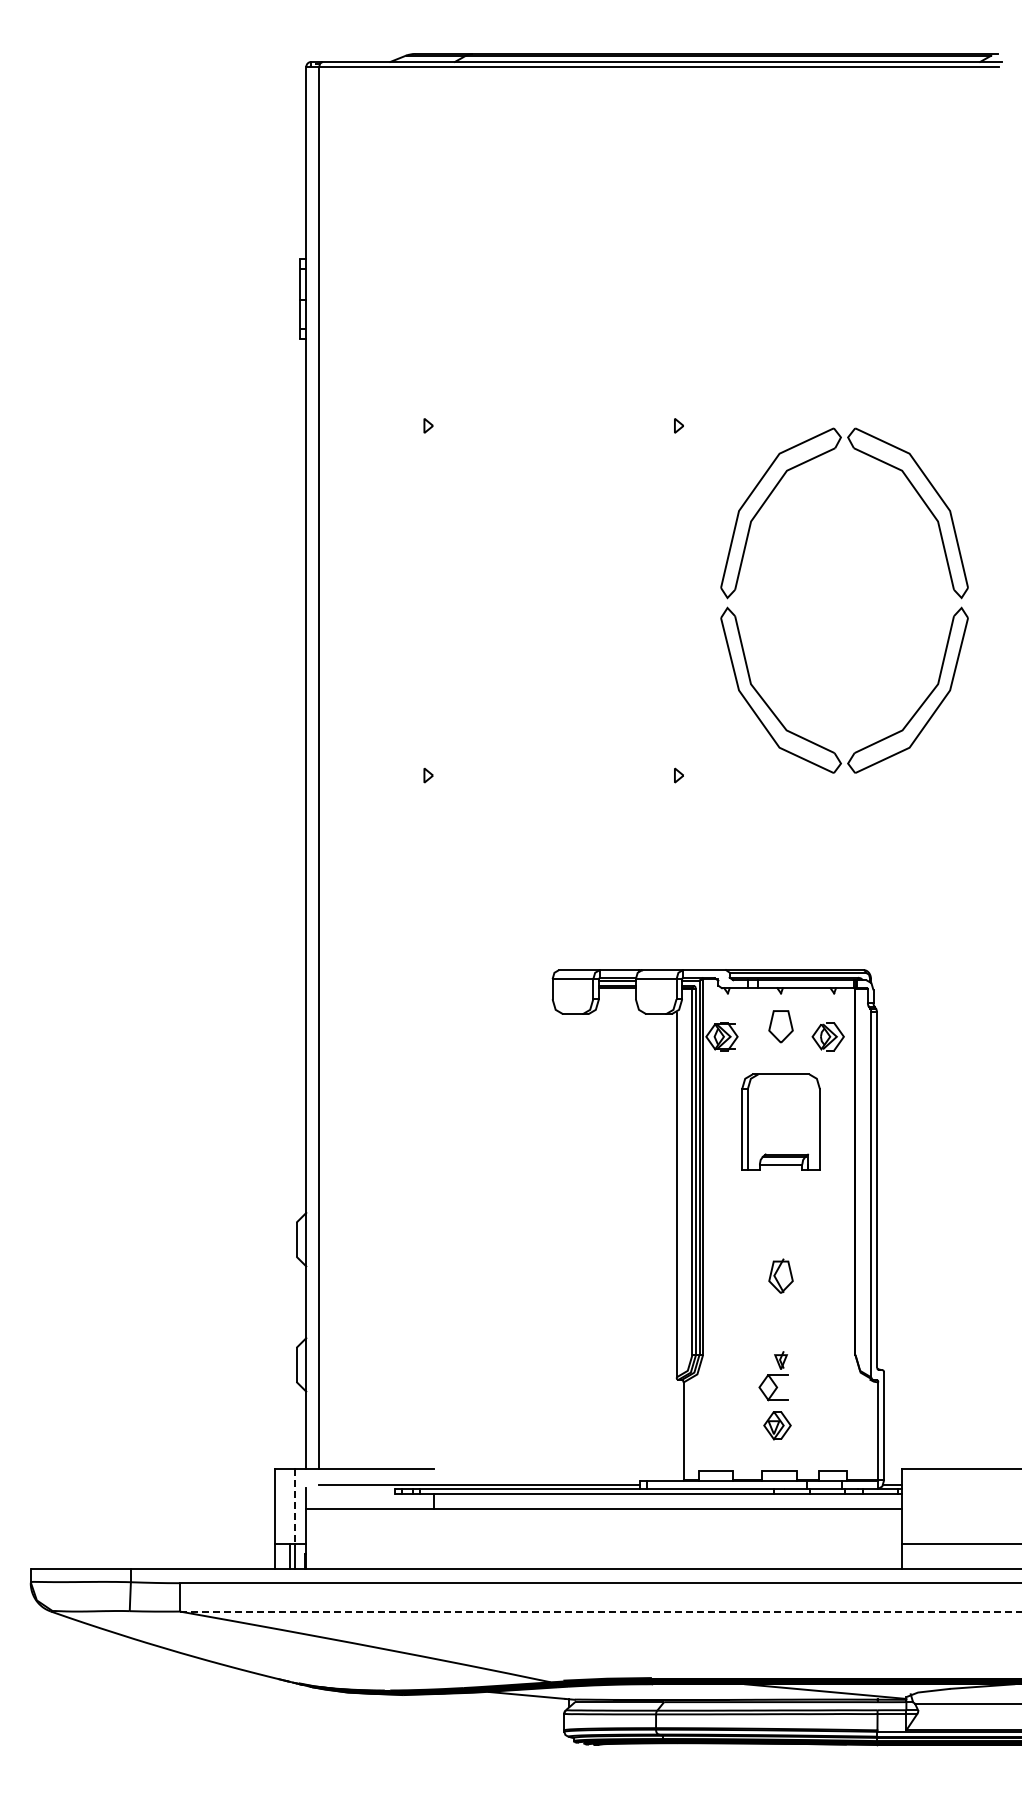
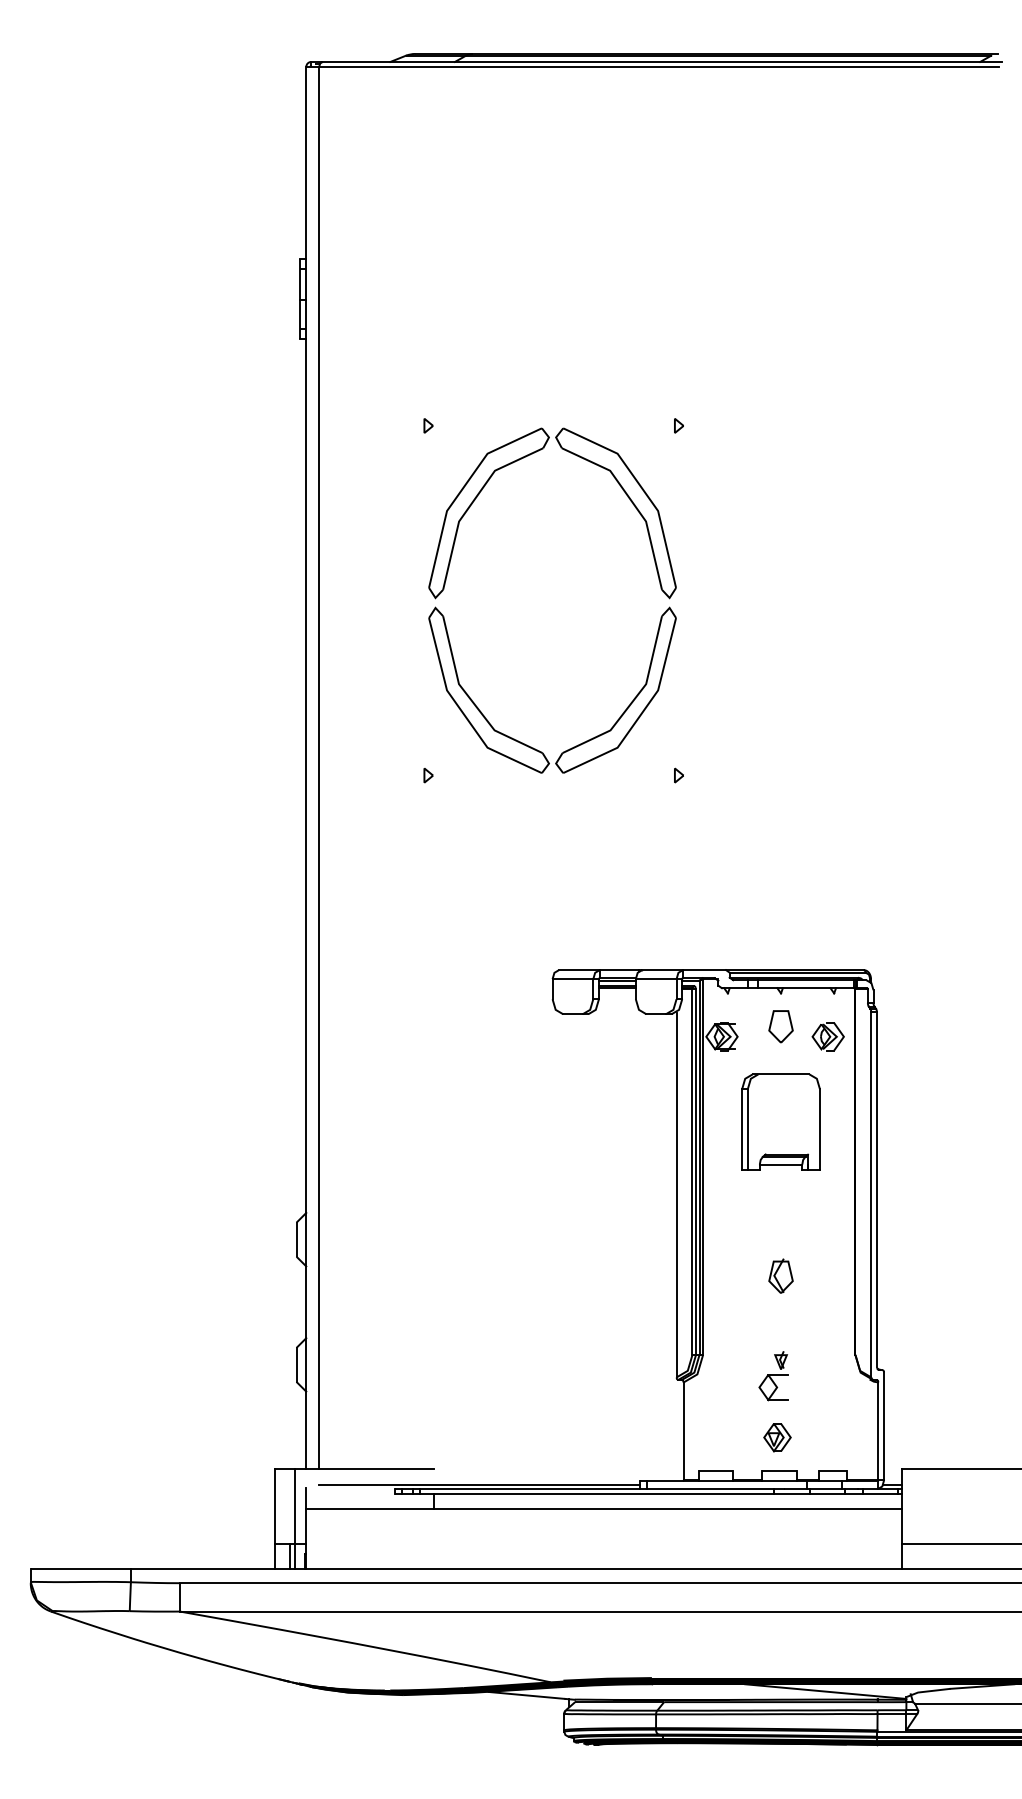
part position: (740, 572) -> (448, 572) (448, 572)
part position: (777, 1425) -> (777, 1437) (777, 1437)
line: dashed -> solid (295, 1506)
line: dashed -> solid (600, 1611)
